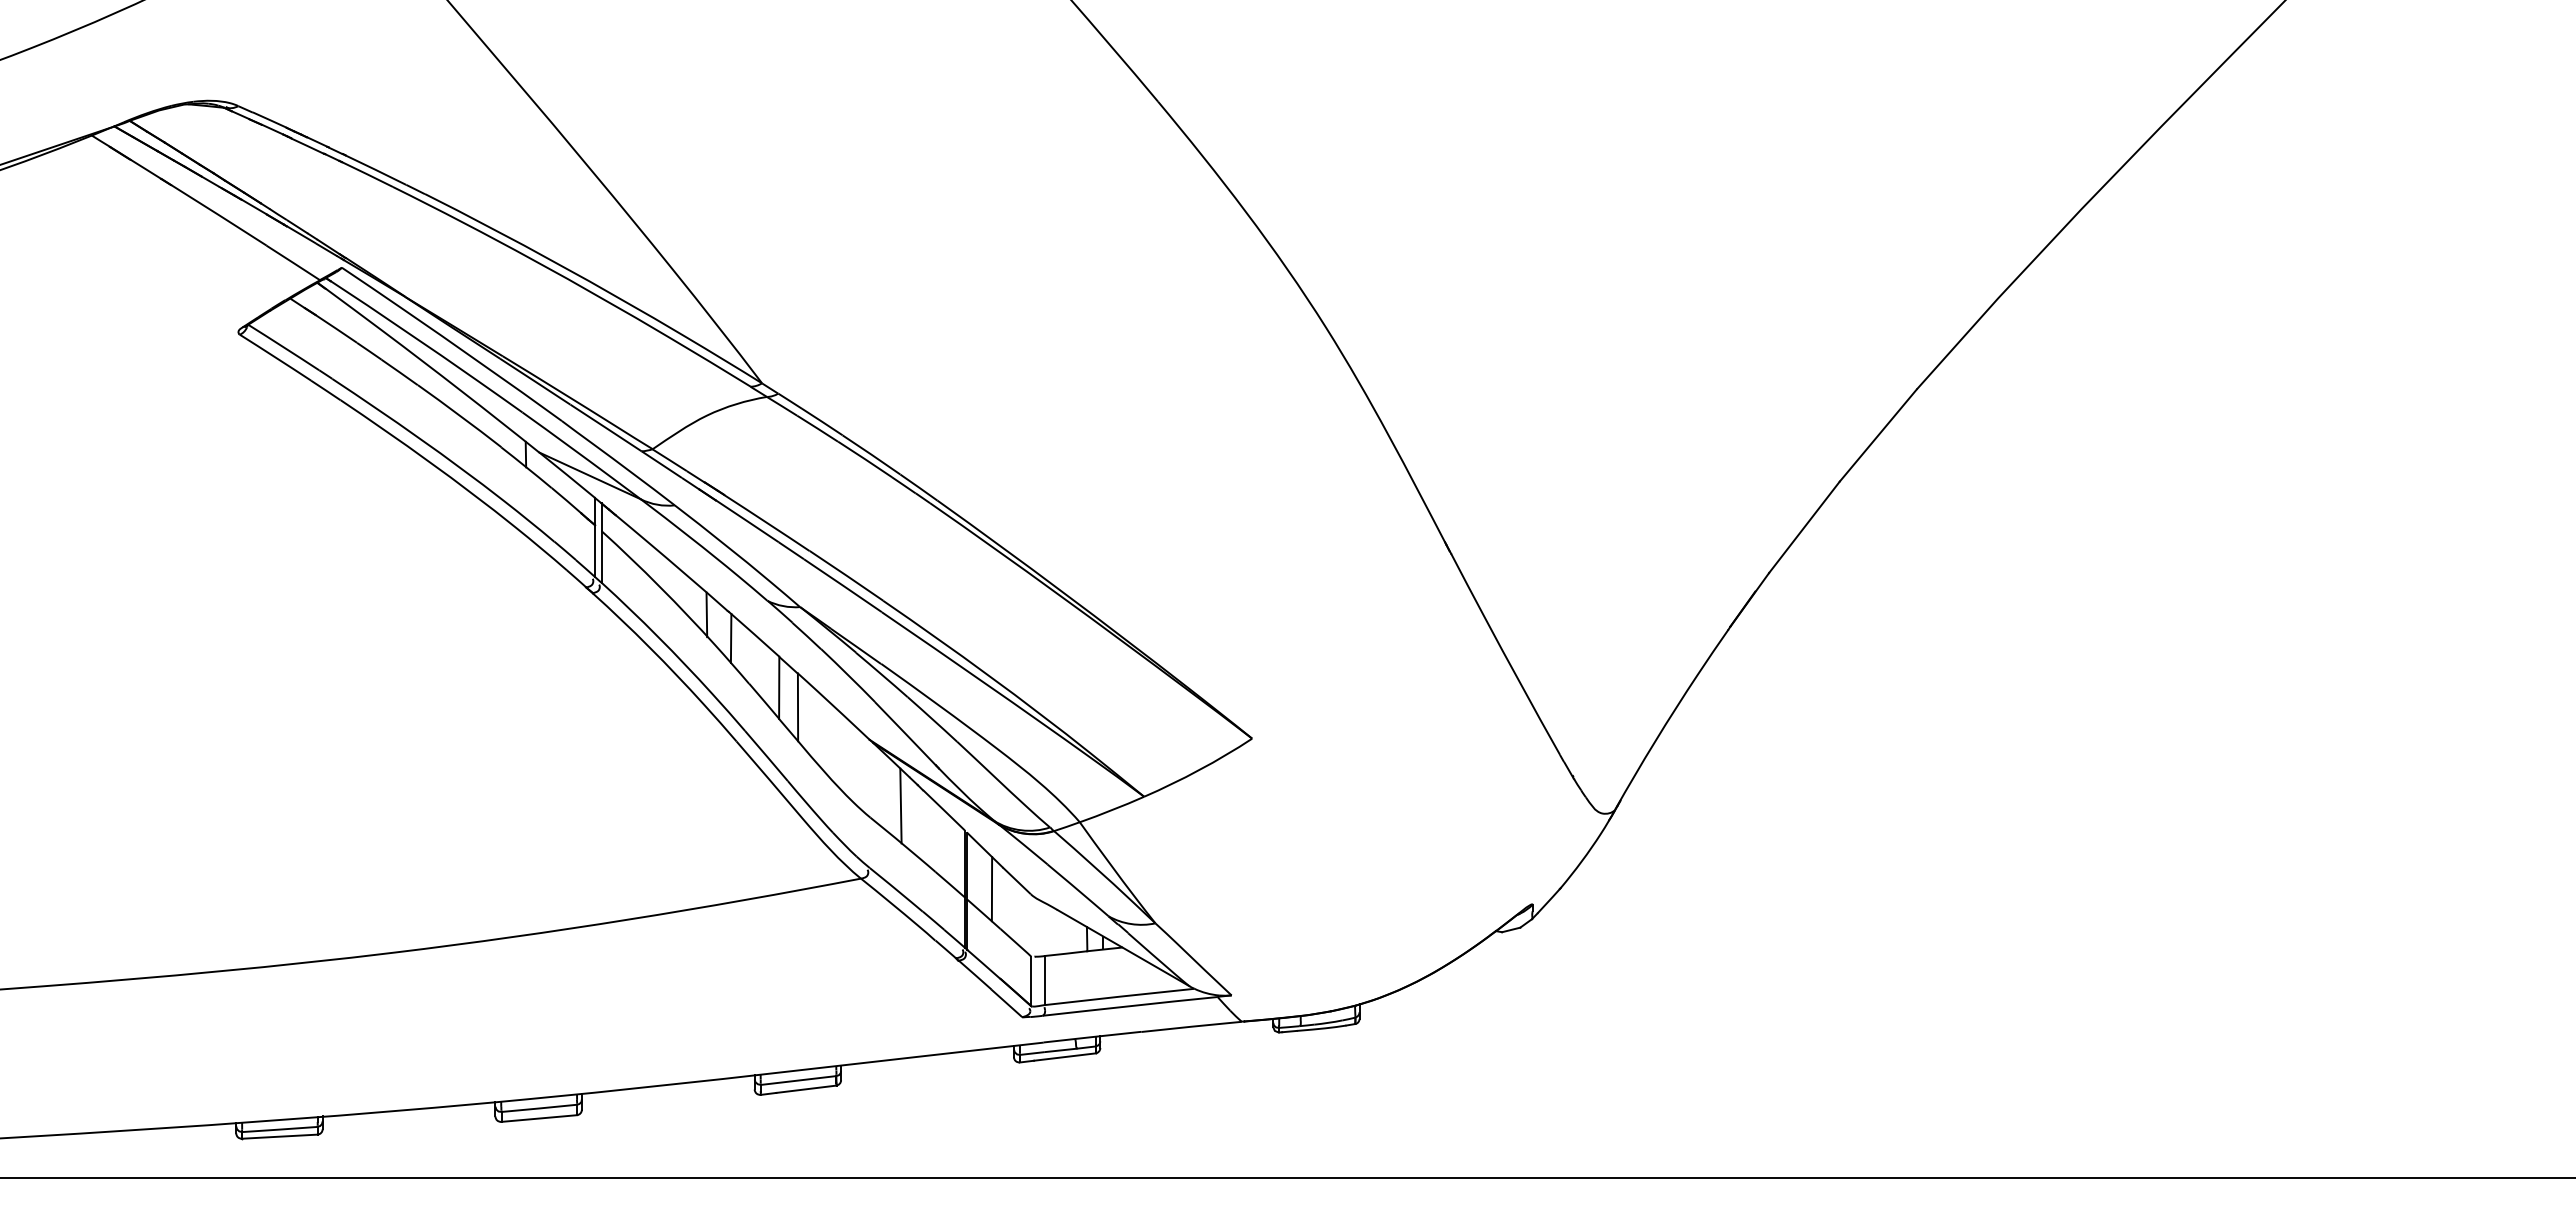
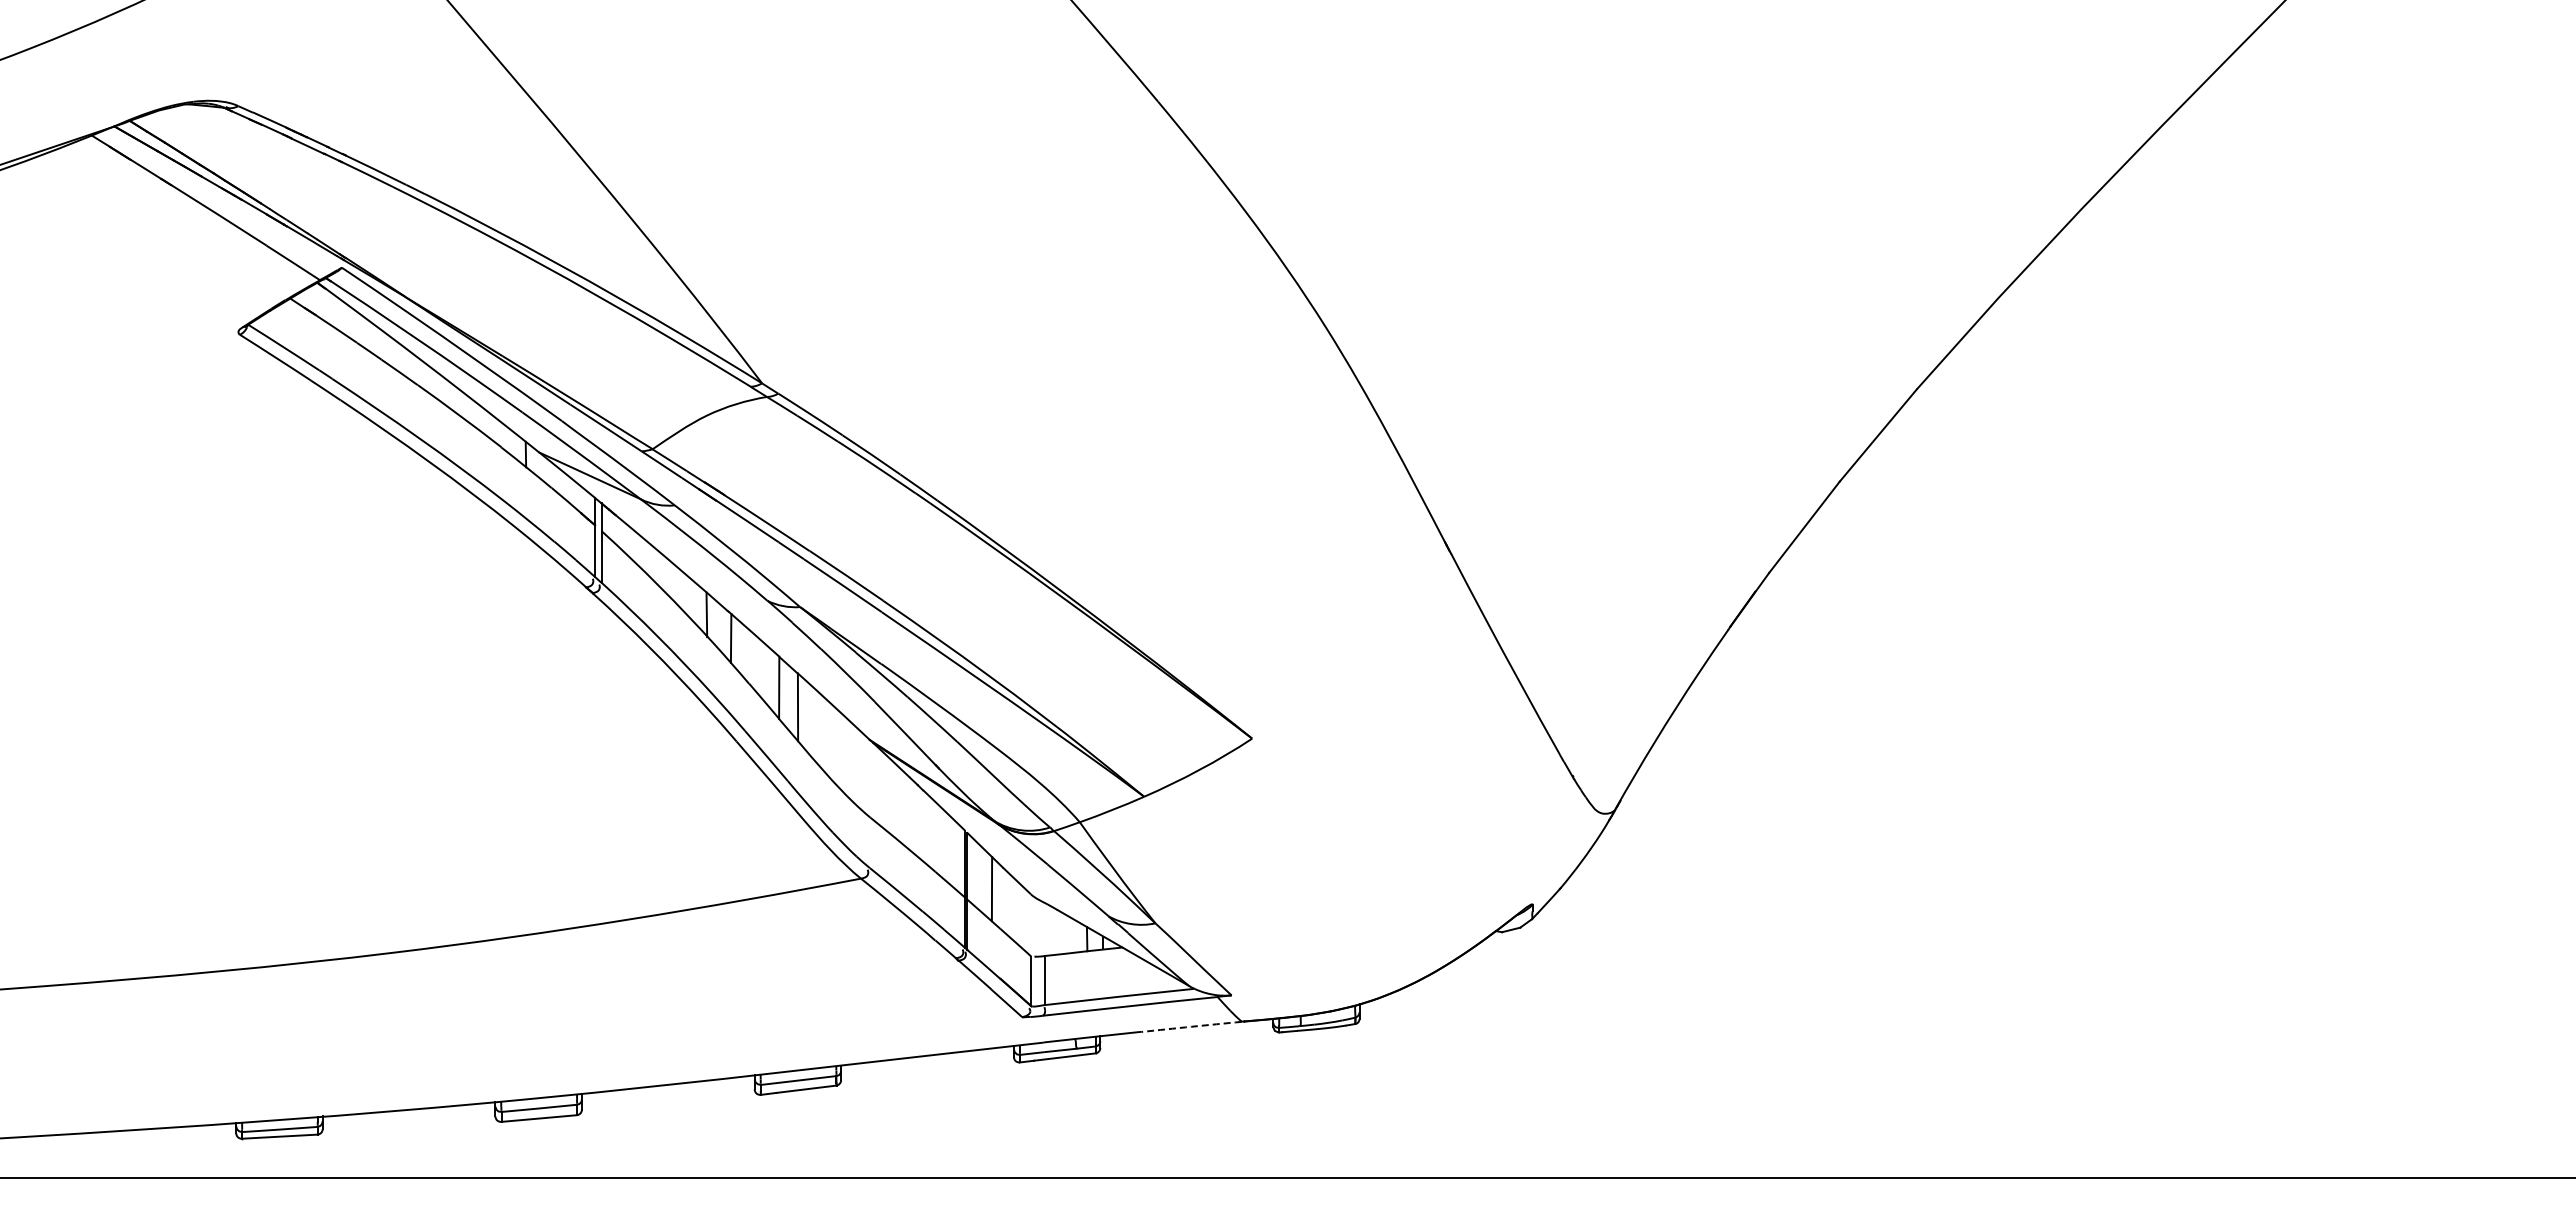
line: present -> none (900, 805)
arc: solid -> dashed (1191, 1026)
